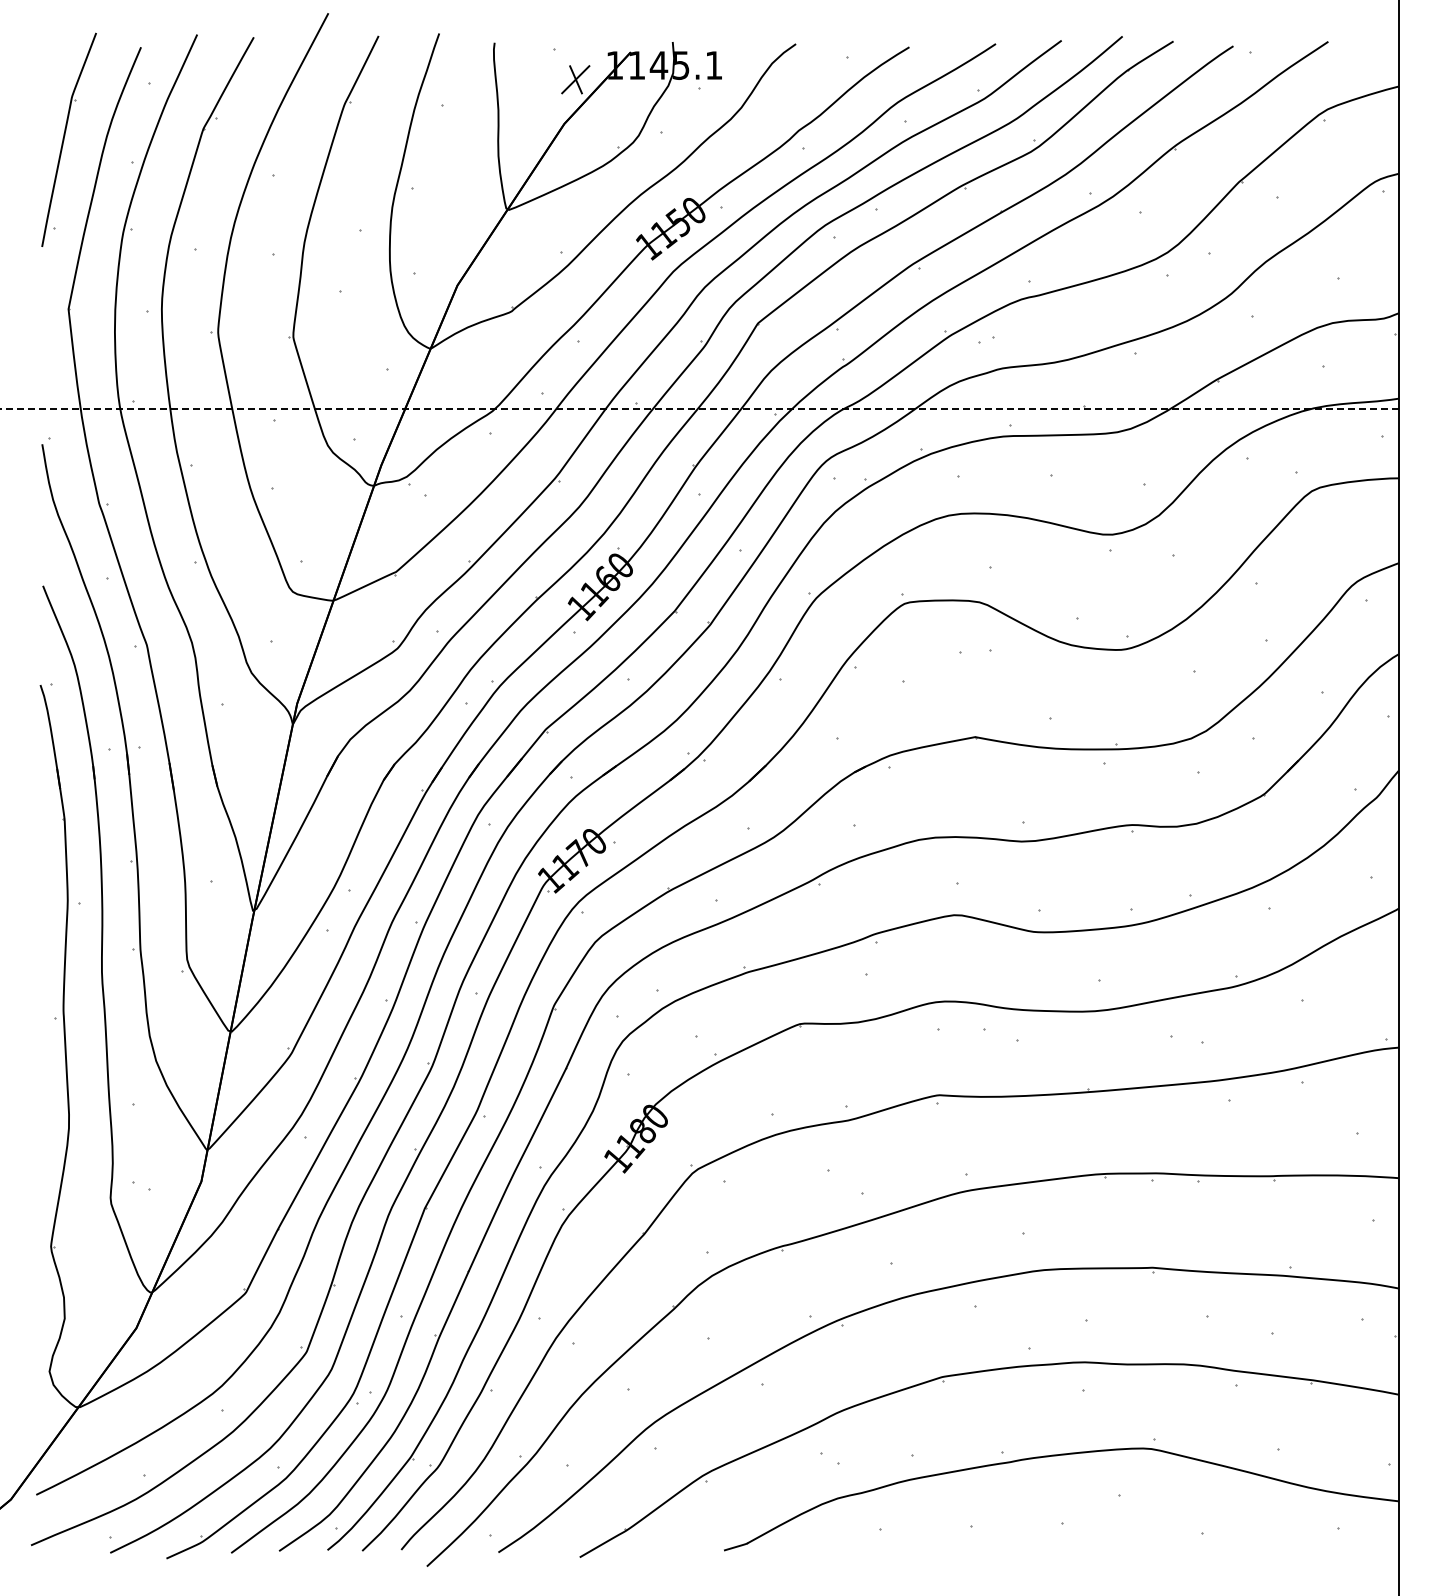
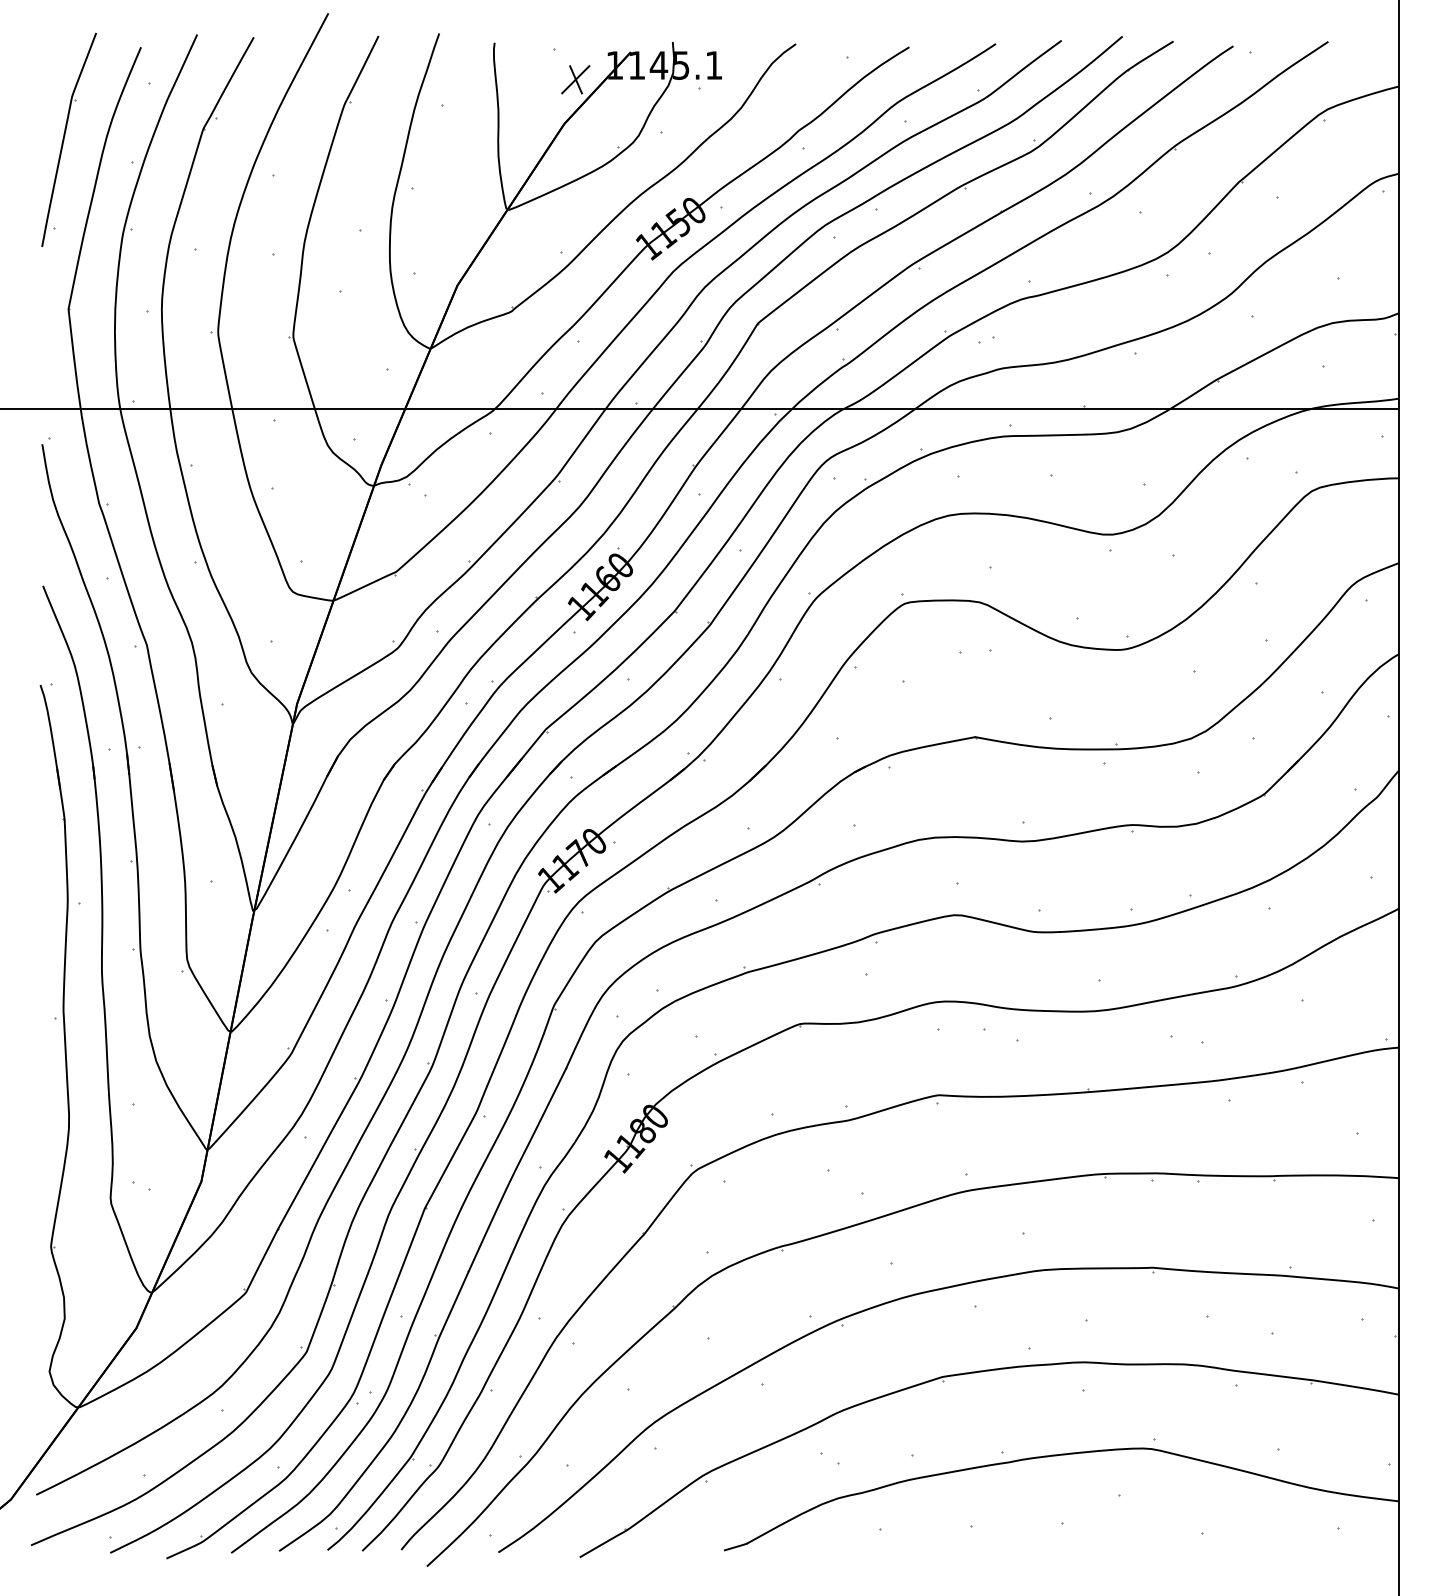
line: dashed -> solid (699, 408)
